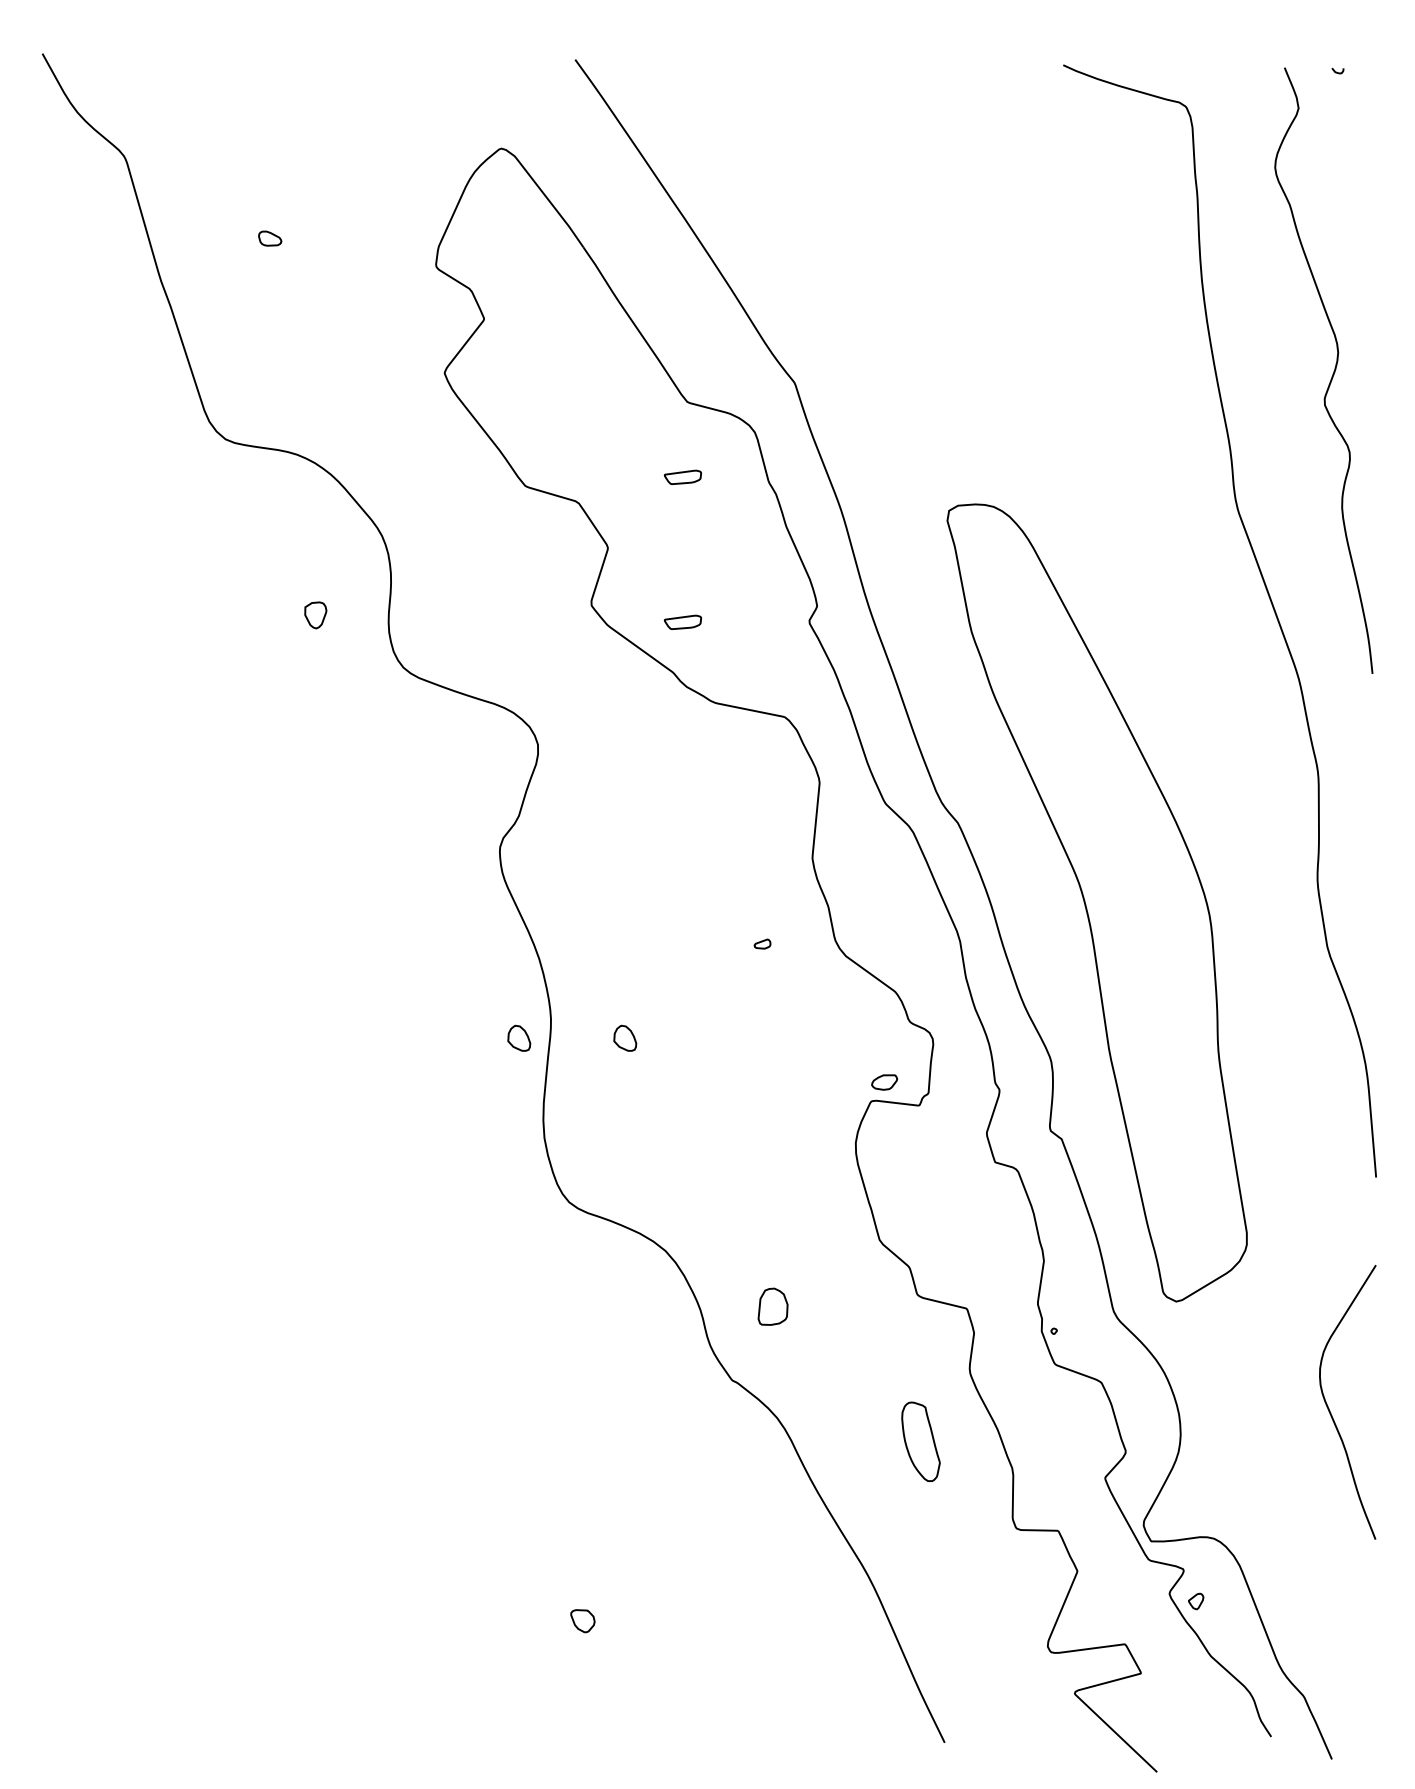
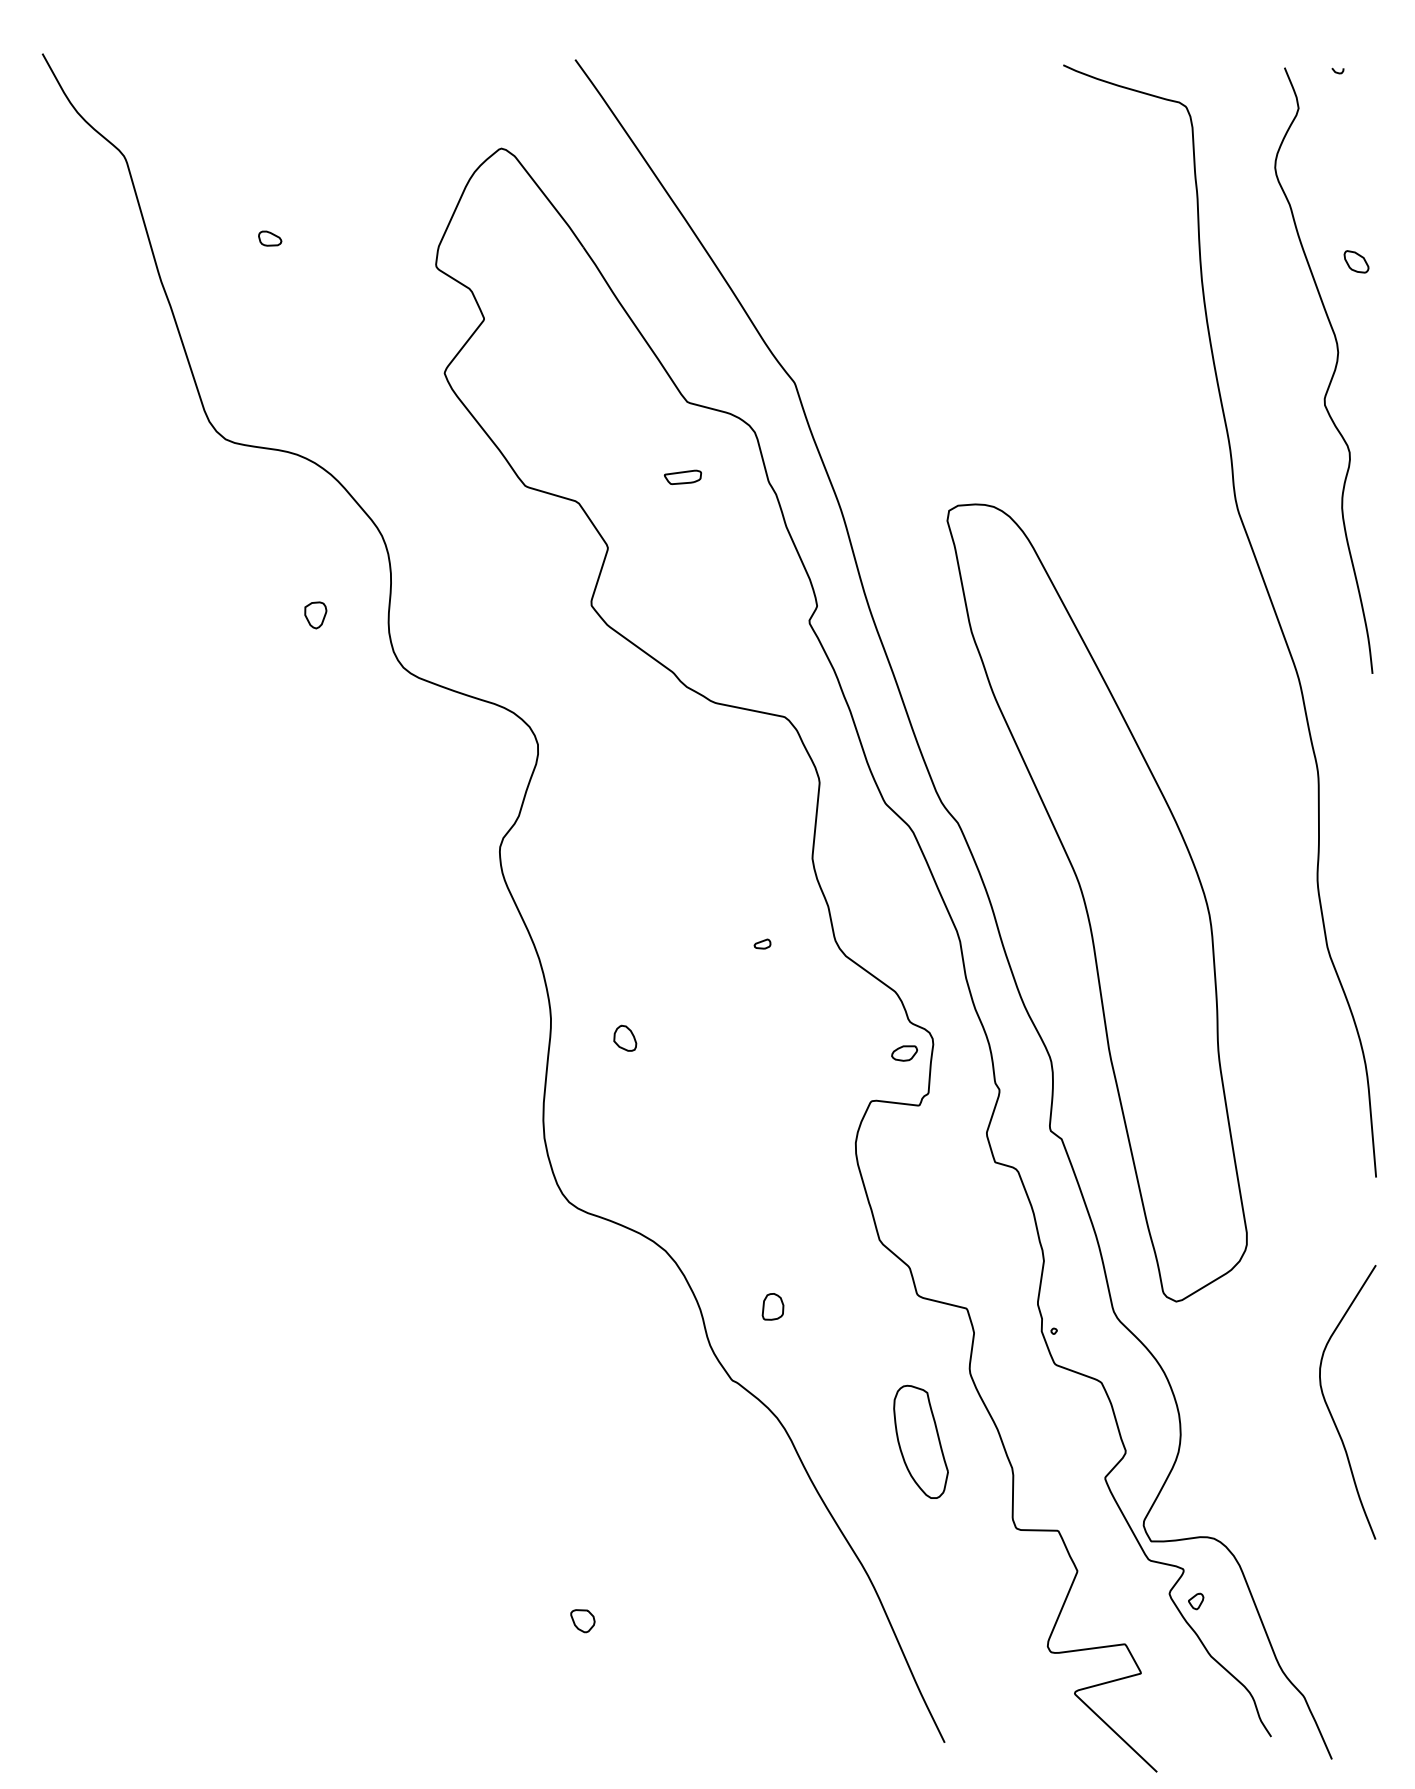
part: none -> present (1356, 261)
part: present -> none (682, 621)
part: present -> none (519, 1037)
part position: (884, 1082) -> (904, 1053) (904, 1053)
part size: 32x39 px -> 24x28 px (772, 1306)
part size: 40x81 px -> 56x115 px (920, 1441)
